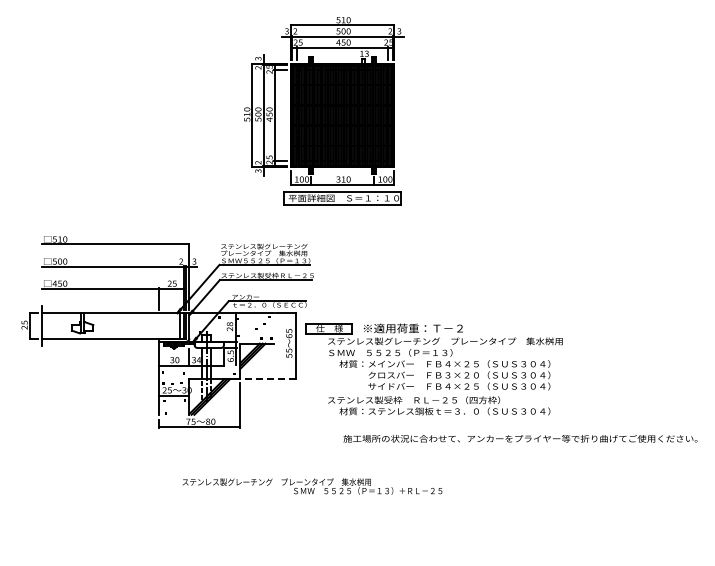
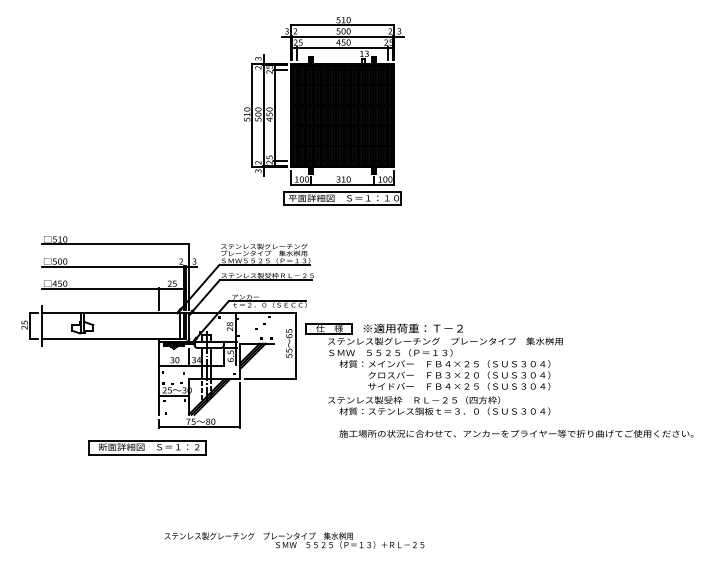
line: dashed -> solid (270, 379)
text position: (520, 438) -> (516, 433) (516, 433)
part: none -> present (147, 447)
text position: (312, 486) -> (294, 540) (294, 540)
